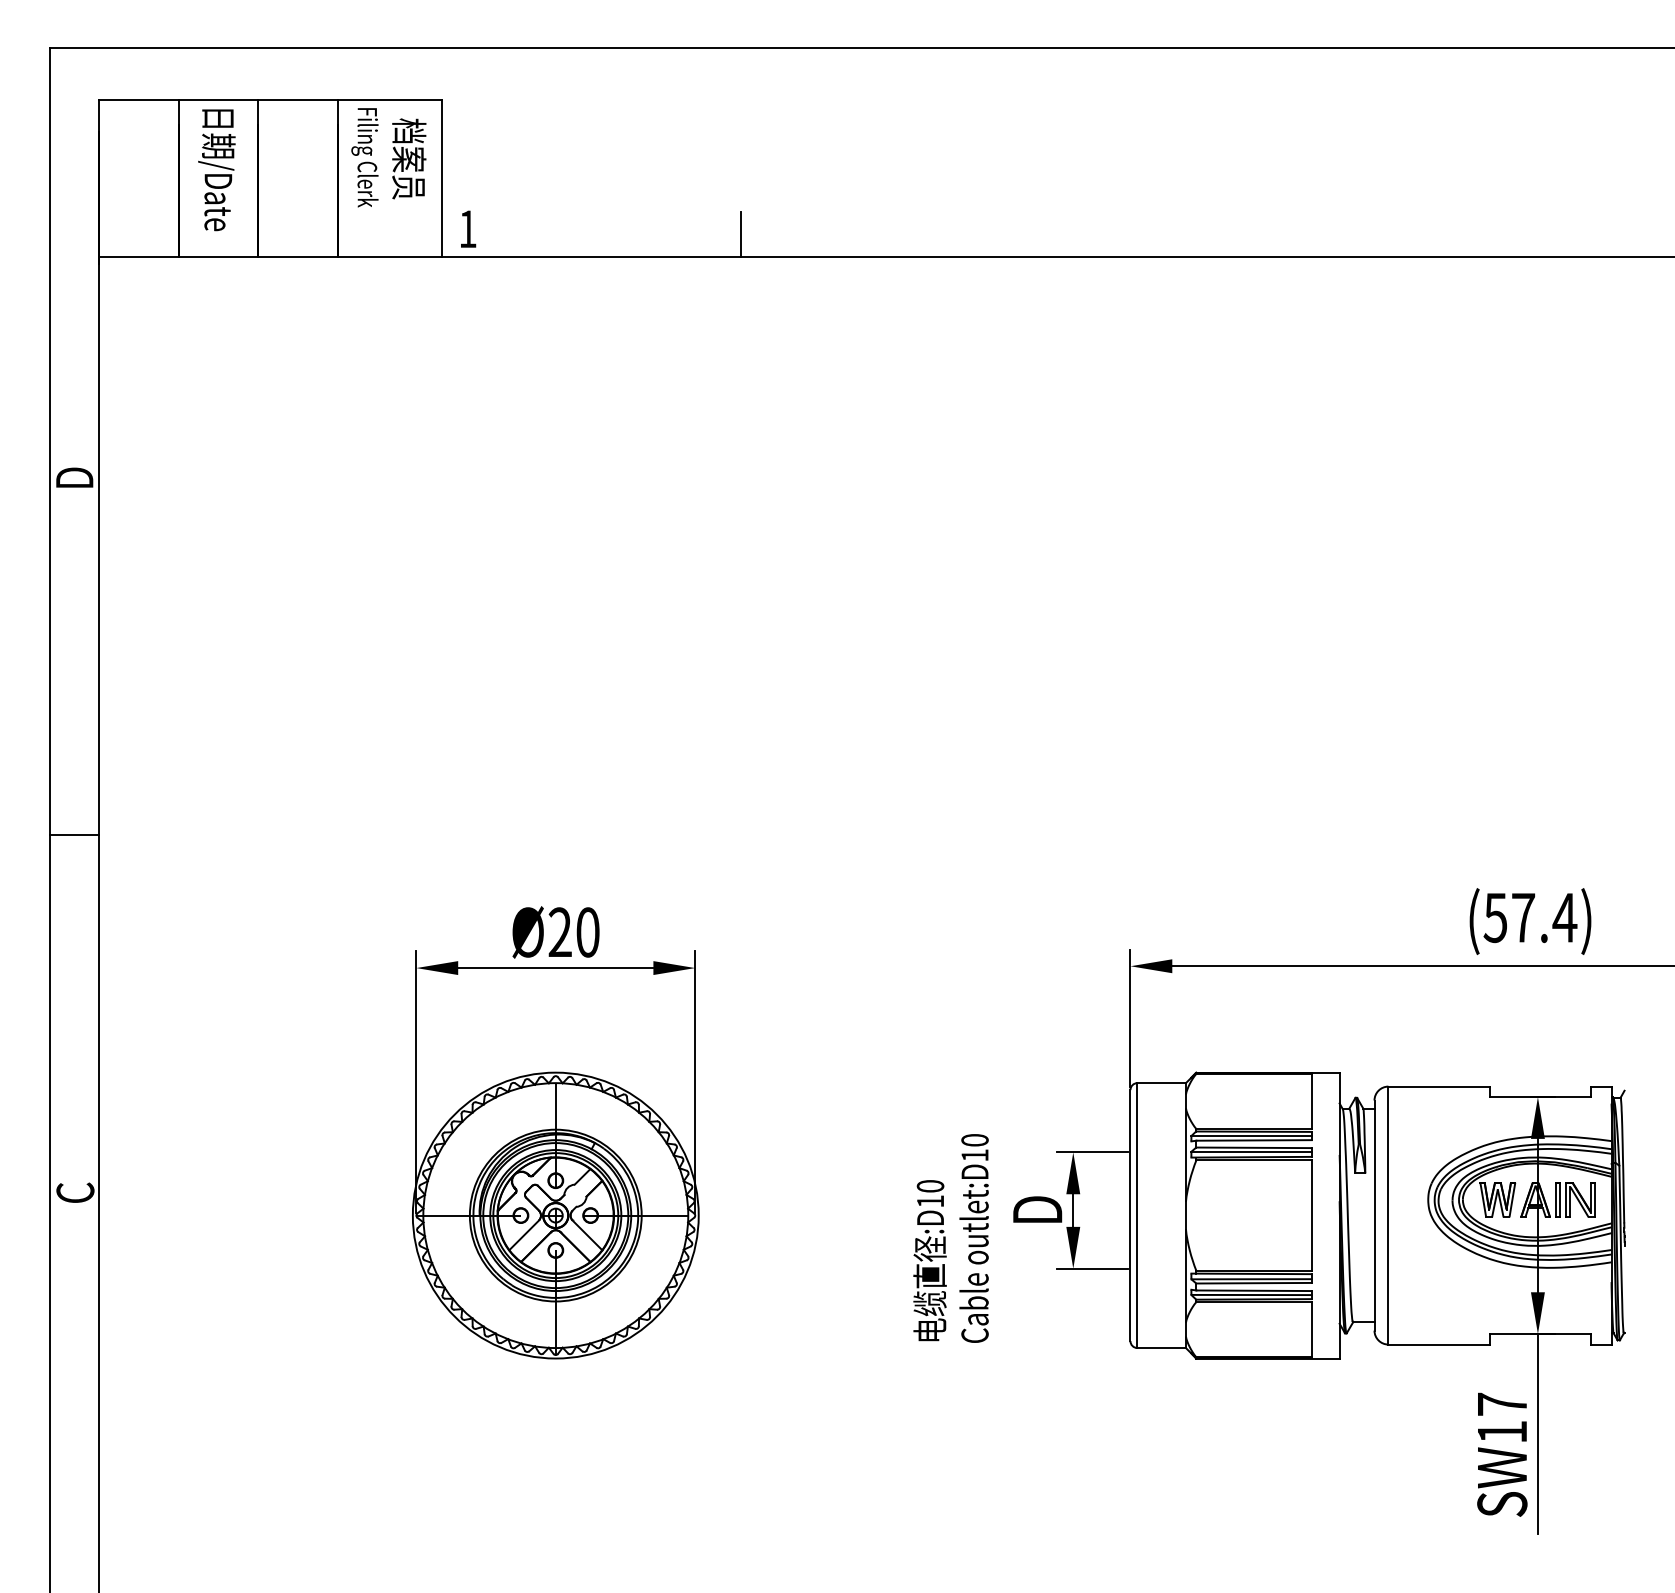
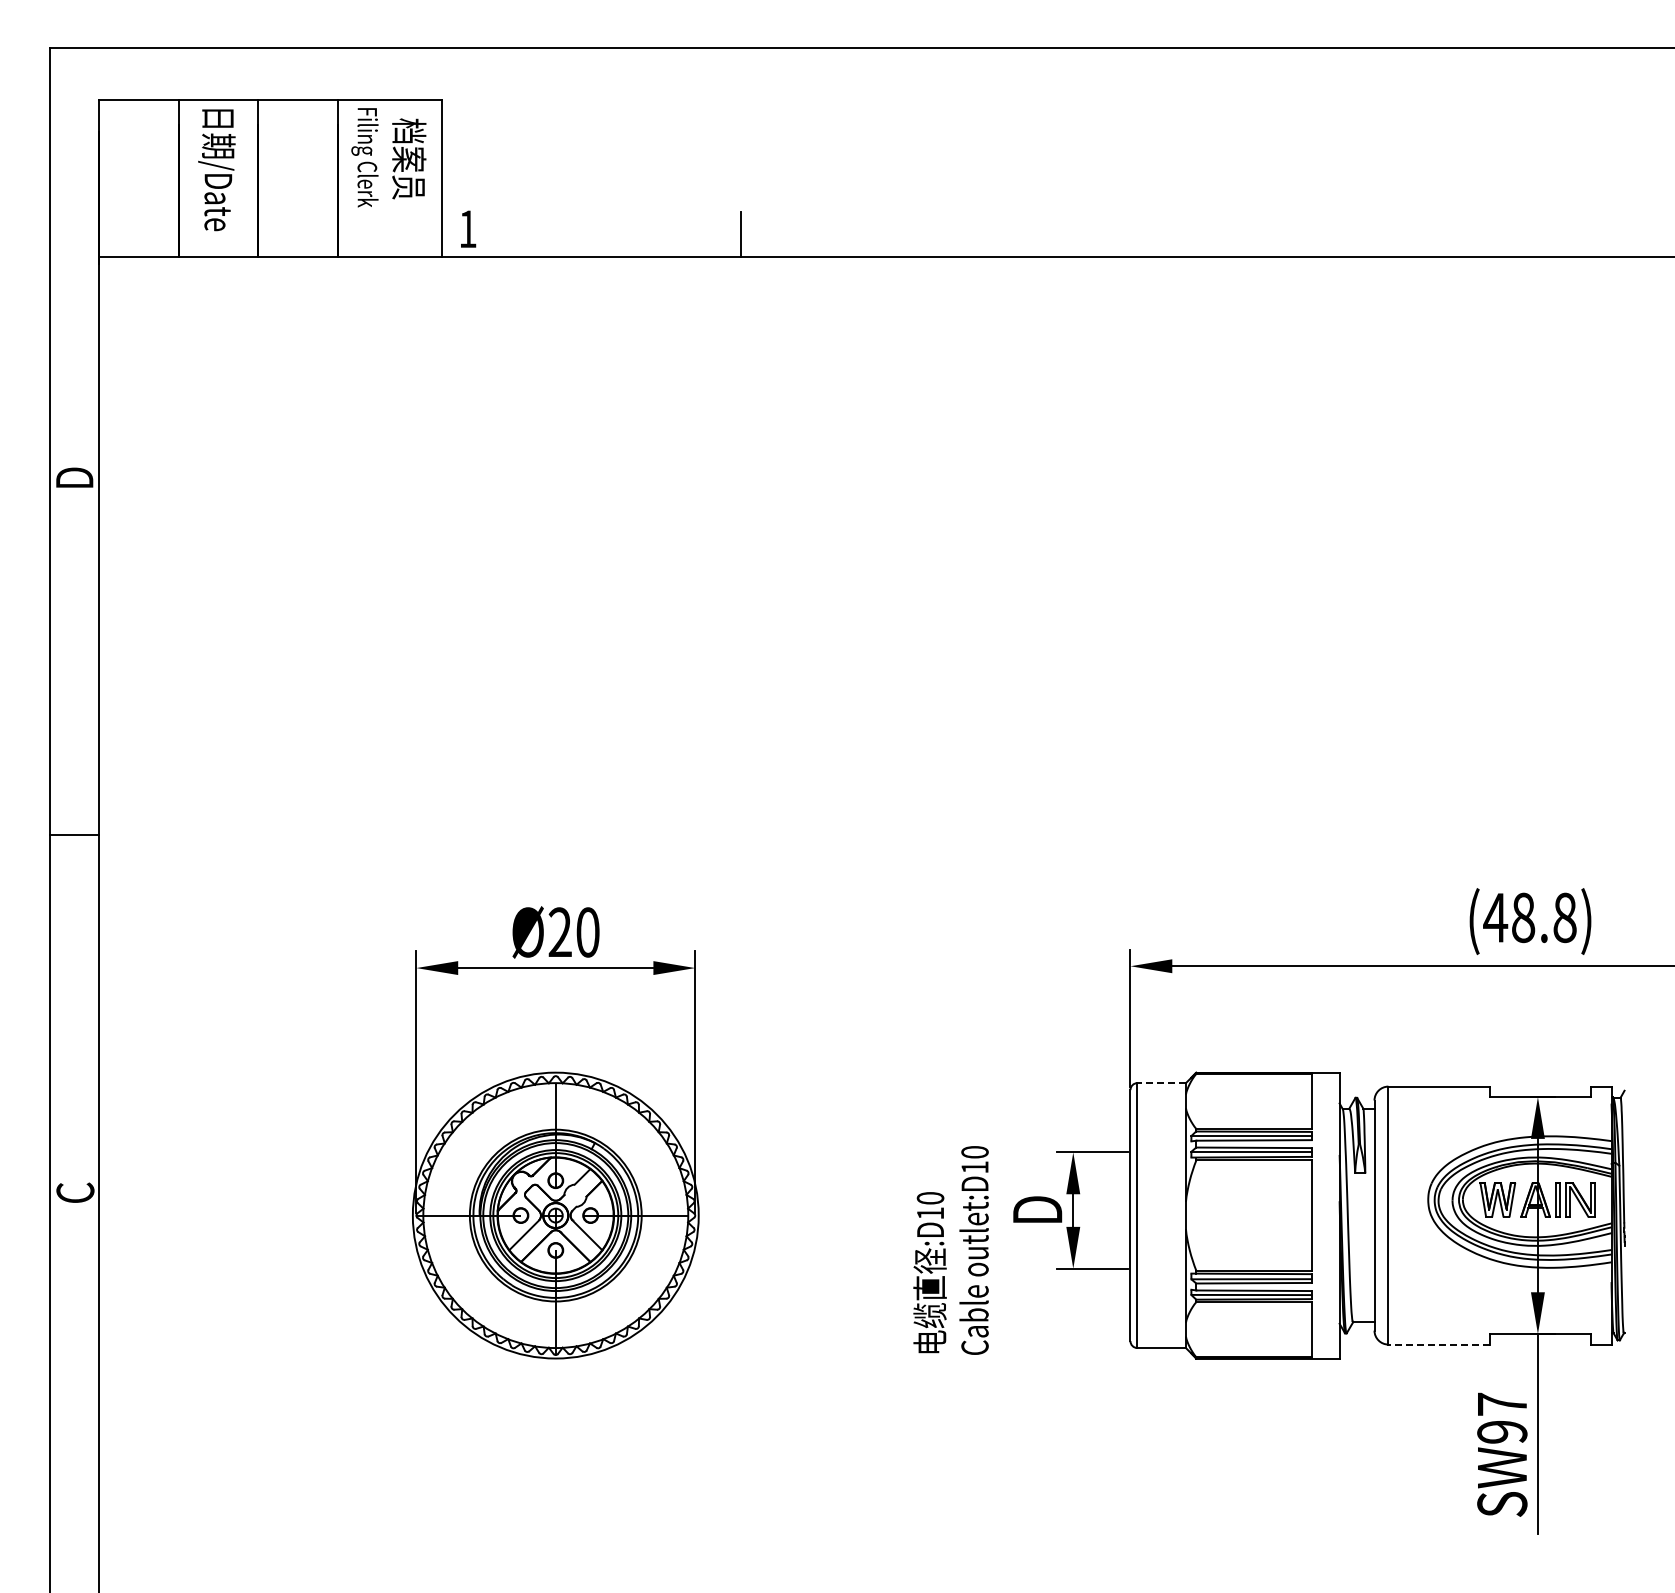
text: (57.4) -> (48.8) (1530, 917)
line: solid -> dashed (1161, 1083)
text position: (950, 1238) -> (950, 1250) (950, 1250)
line: solid -> dashed (1439, 1344)
text: SW17 -> SW97 (1502, 1432)
